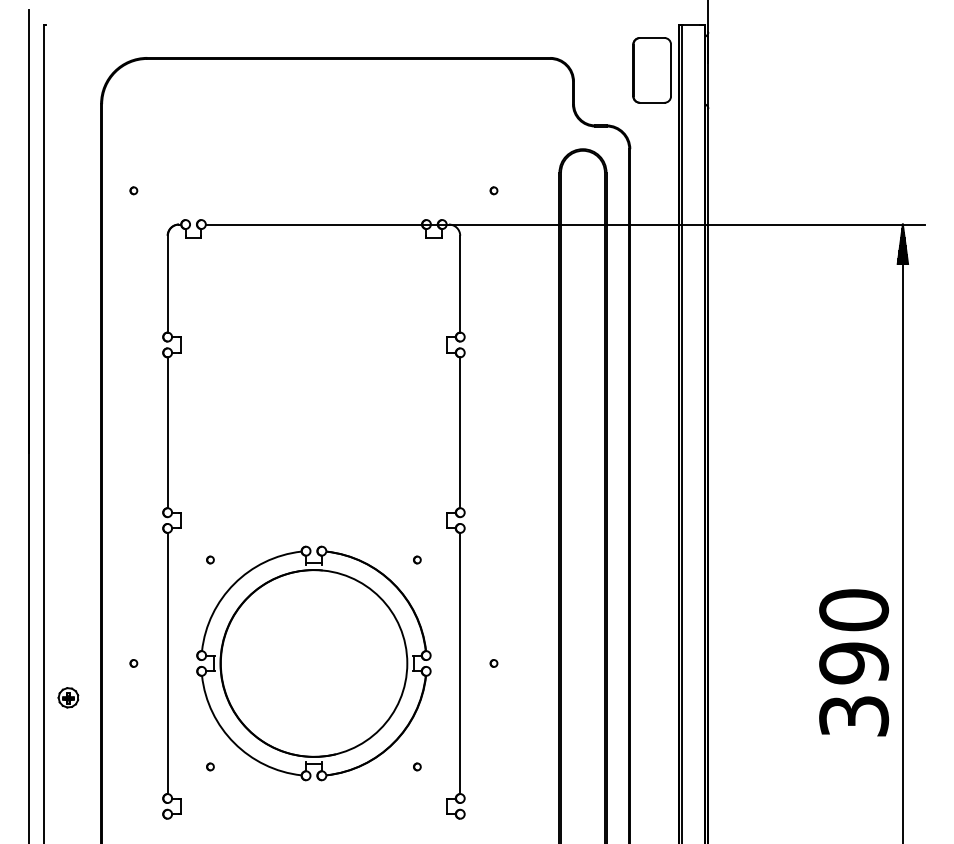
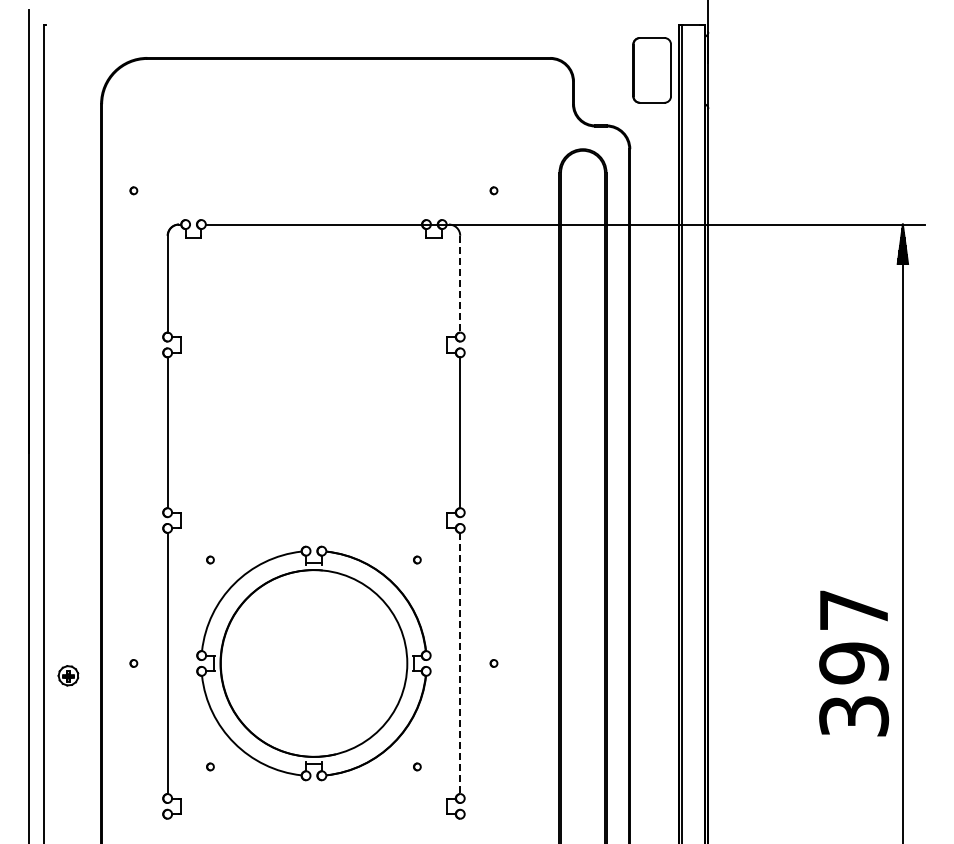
line: solid -> dashed (460, 284)
text: 390 -> 397 (854, 610)
line: solid -> dashed (460, 663)
part position: (68, 697) -> (68, 675) (68, 675)
